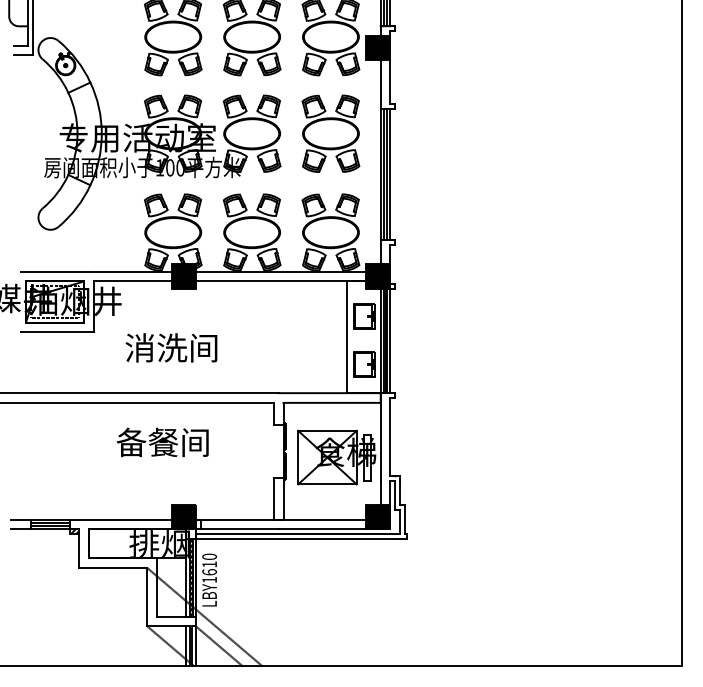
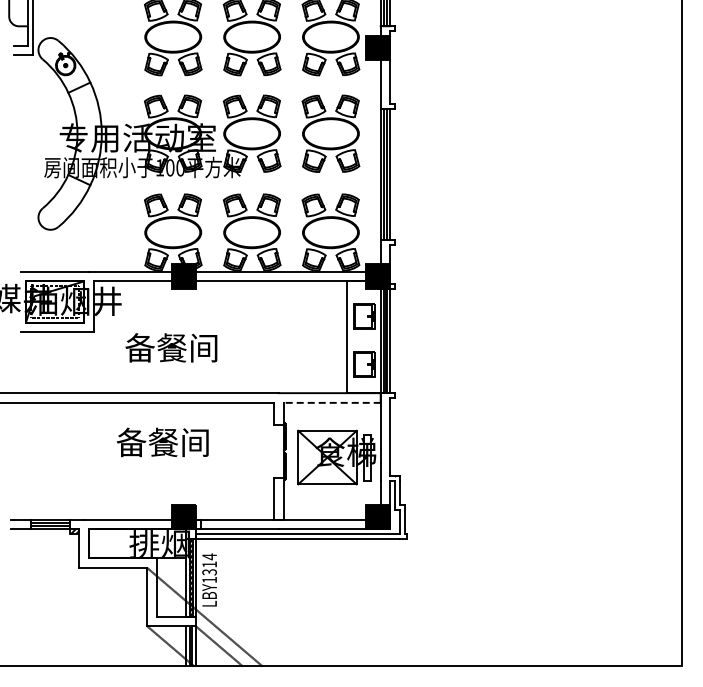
text: 消洗间 -> 备餐间 (156, 347)
line: solid -> dashed (332, 402)
text: LBY1610 -> LBY1314 (209, 564)
